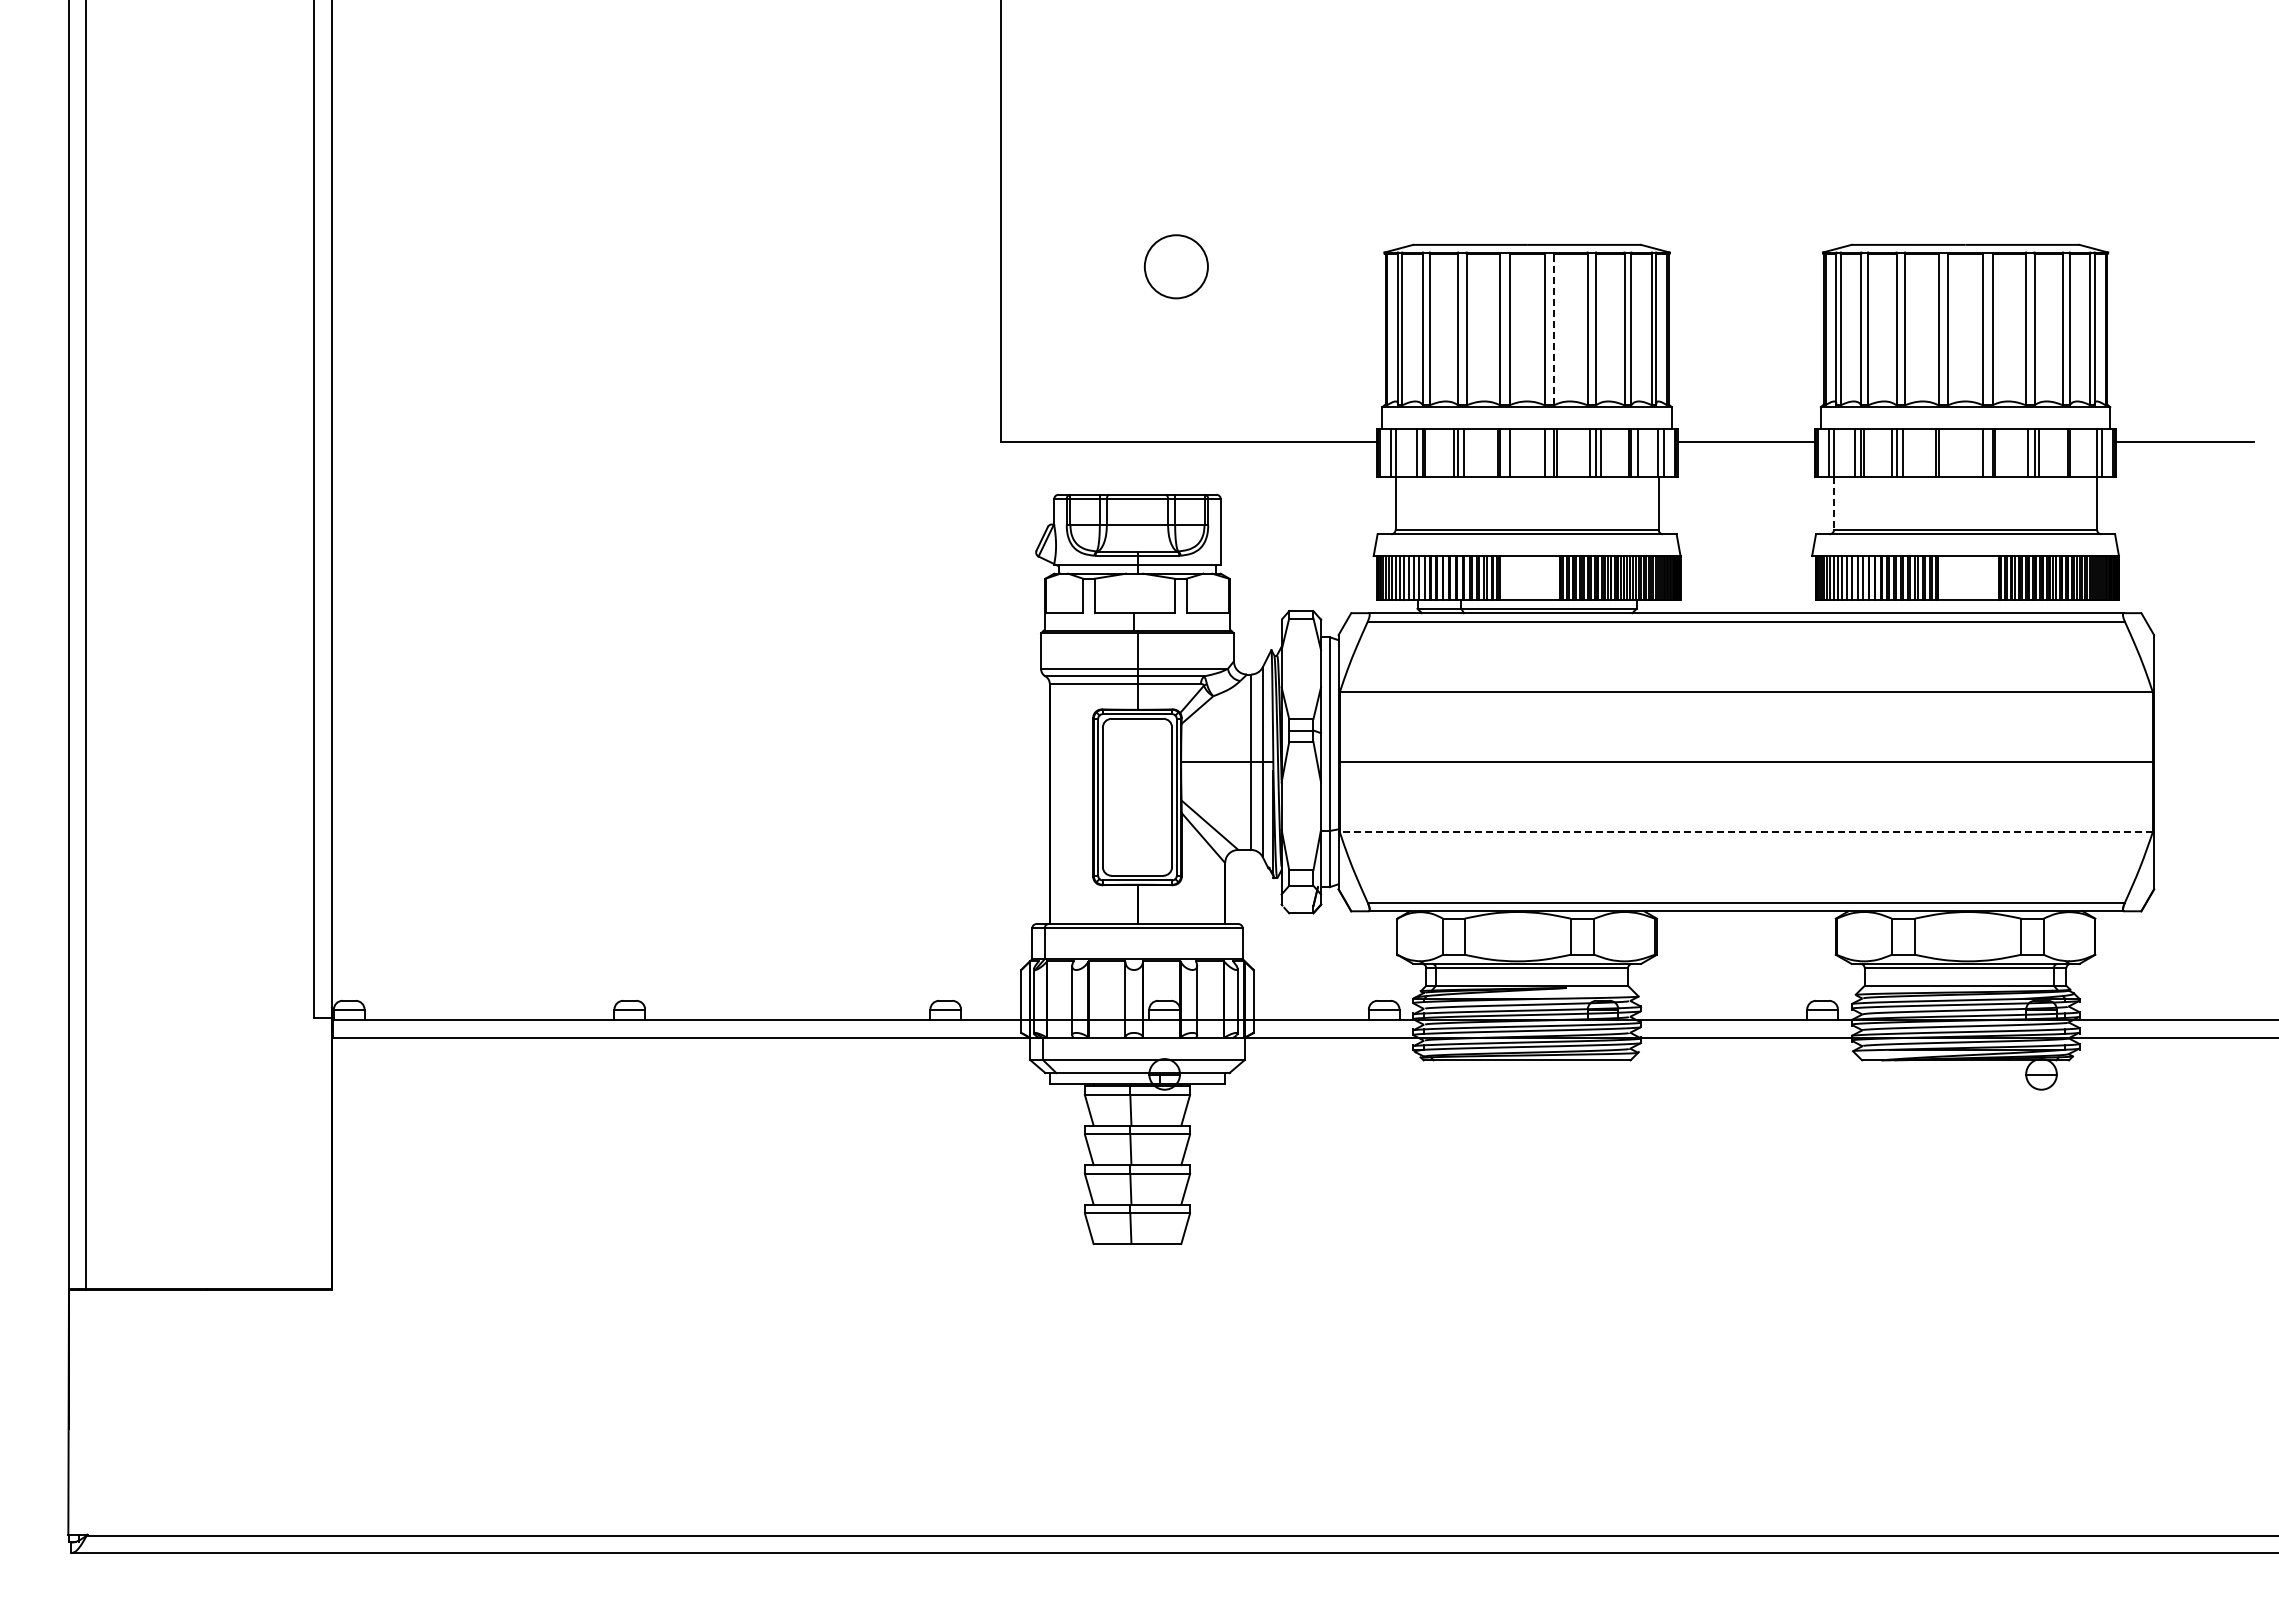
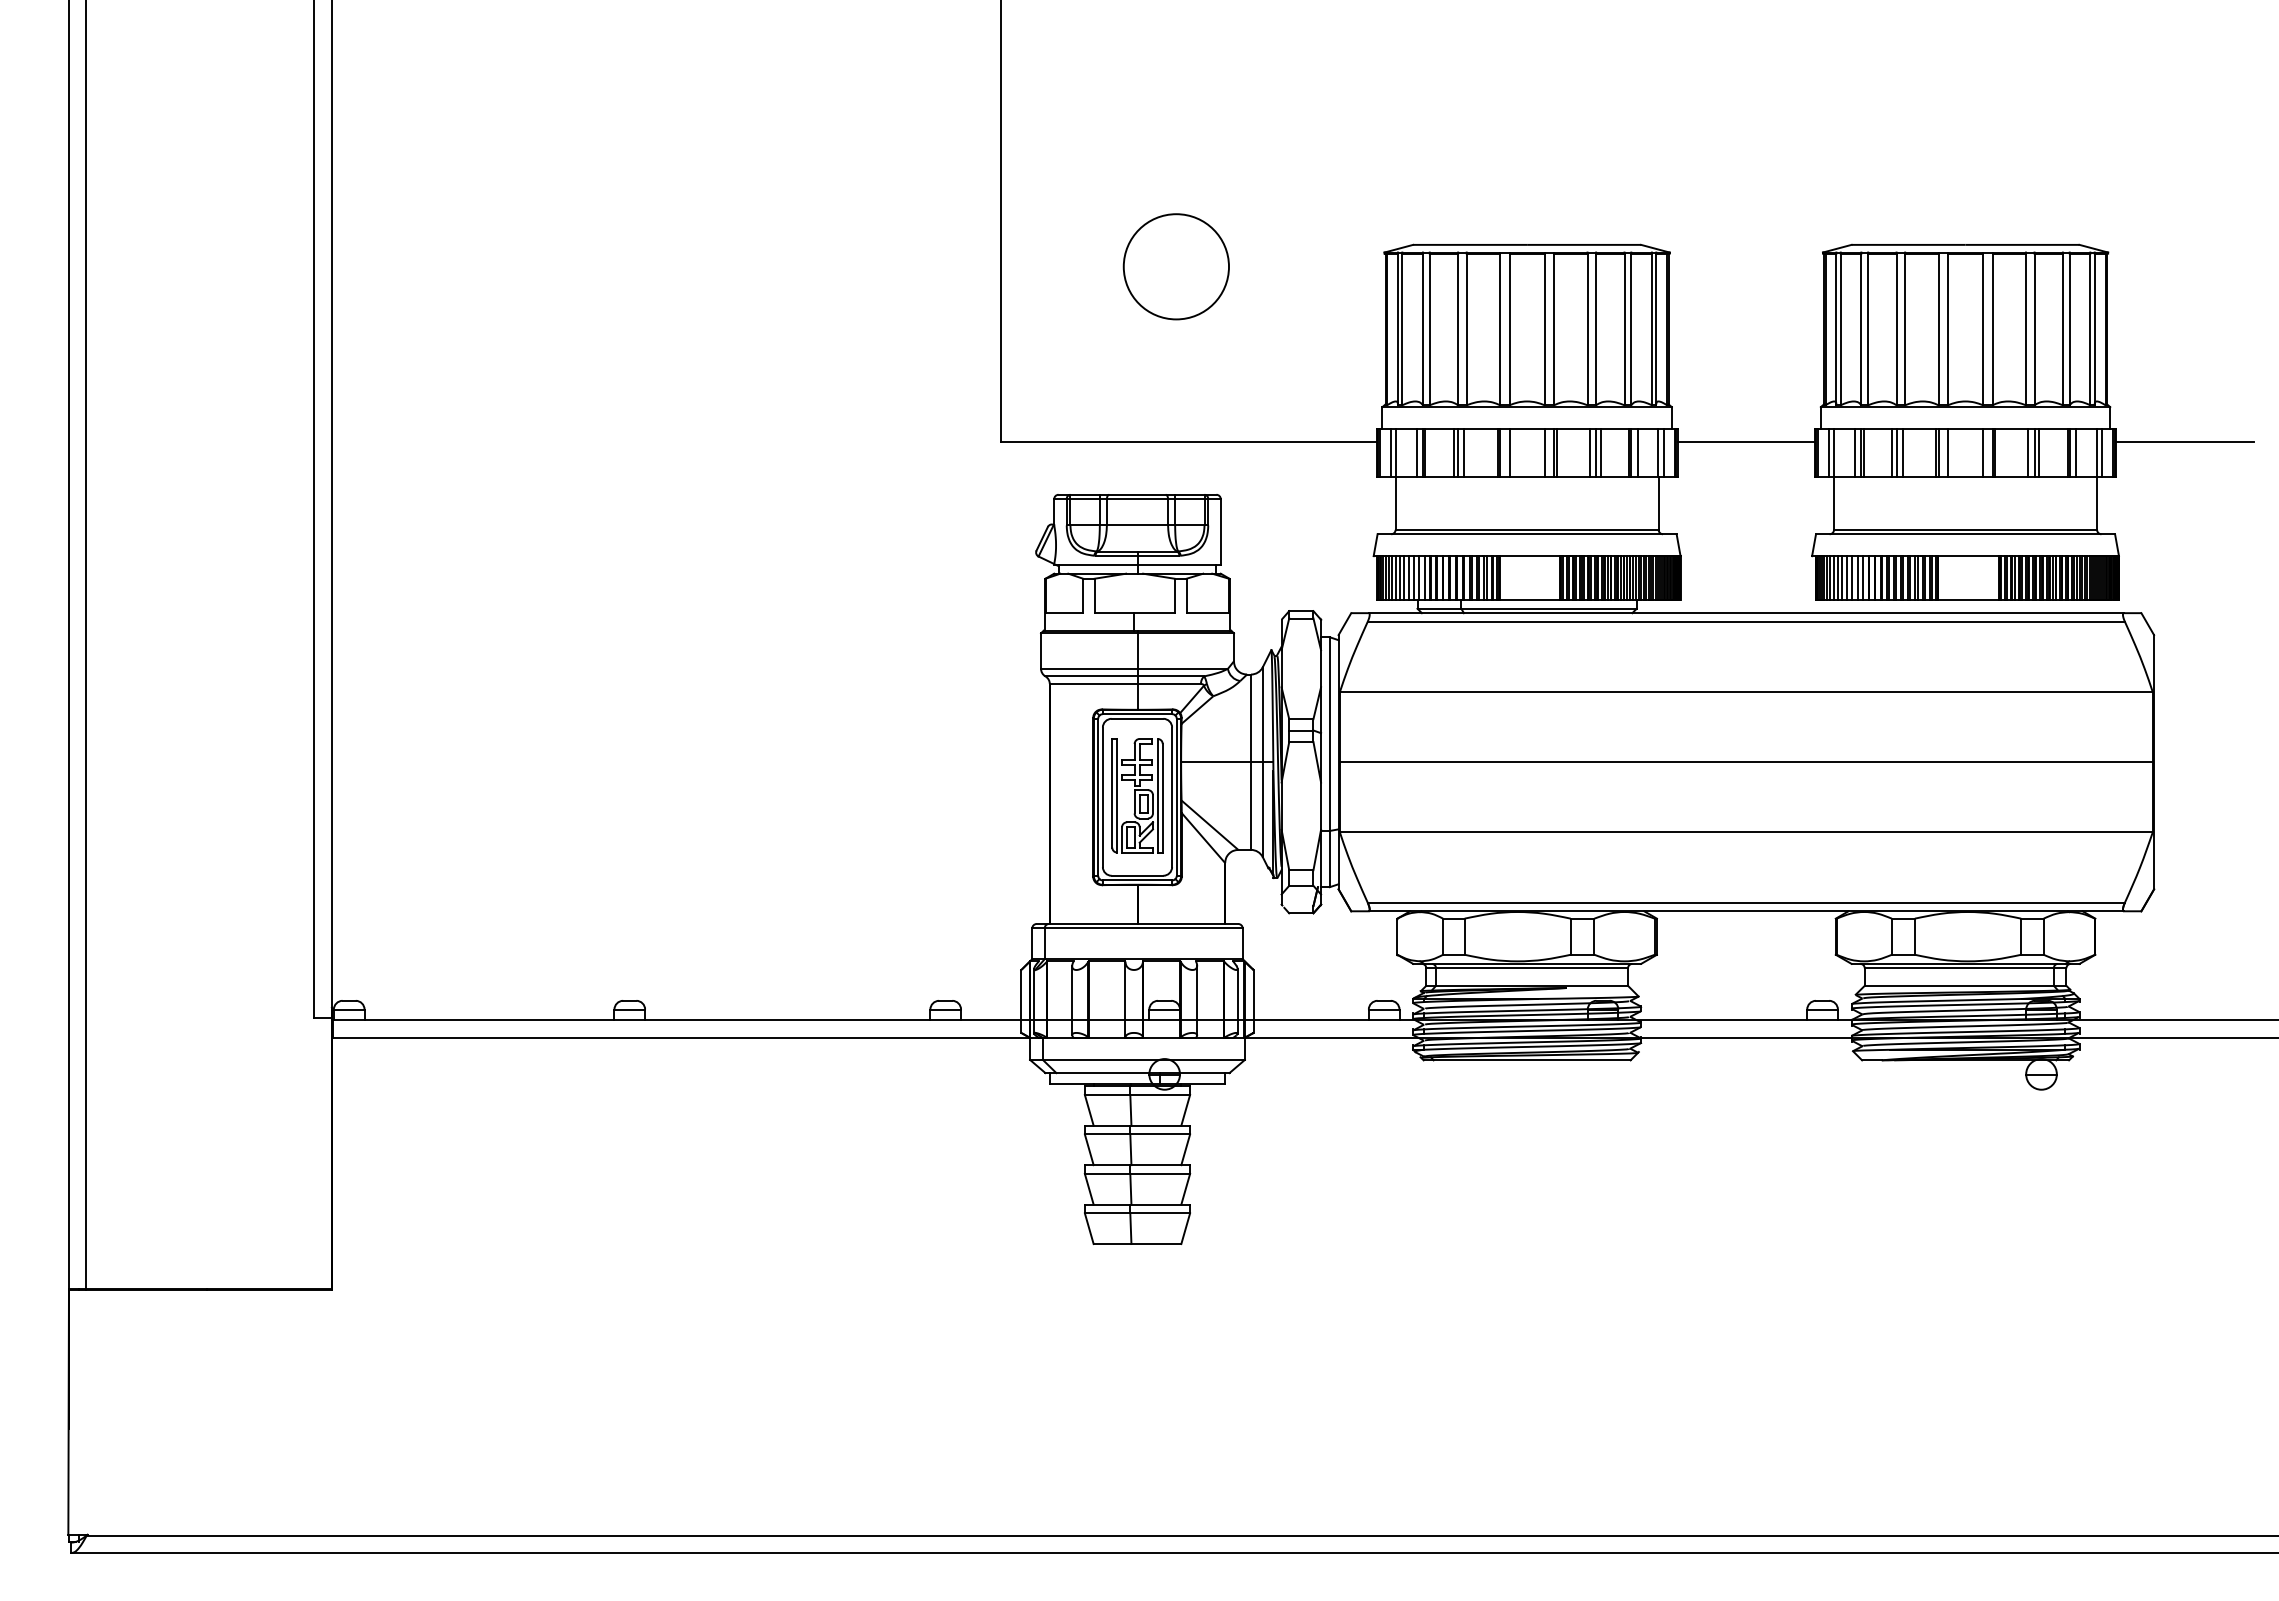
circle diameter: 63 px -> 105 px (1176, 266)
line: dashed -> solid (1554, 329)
line: none -> present (1948, 453)
line: none -> present (2076, 453)
line: dashed -> solid (1834, 504)
part: none -> present (1137, 795)
line: dashed -> solid (1745, 832)
